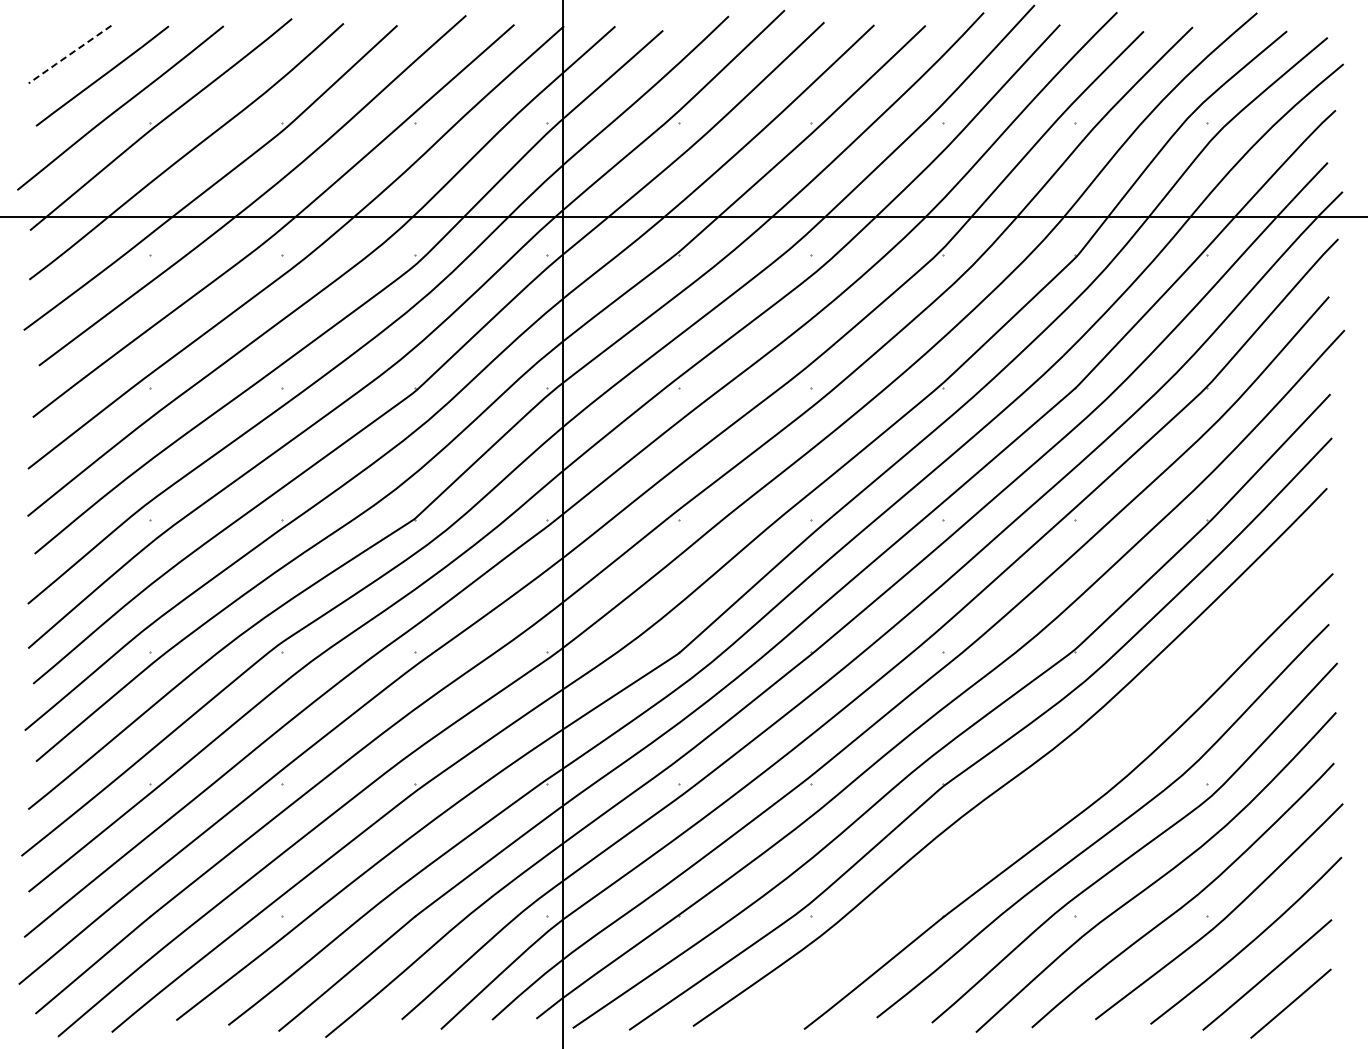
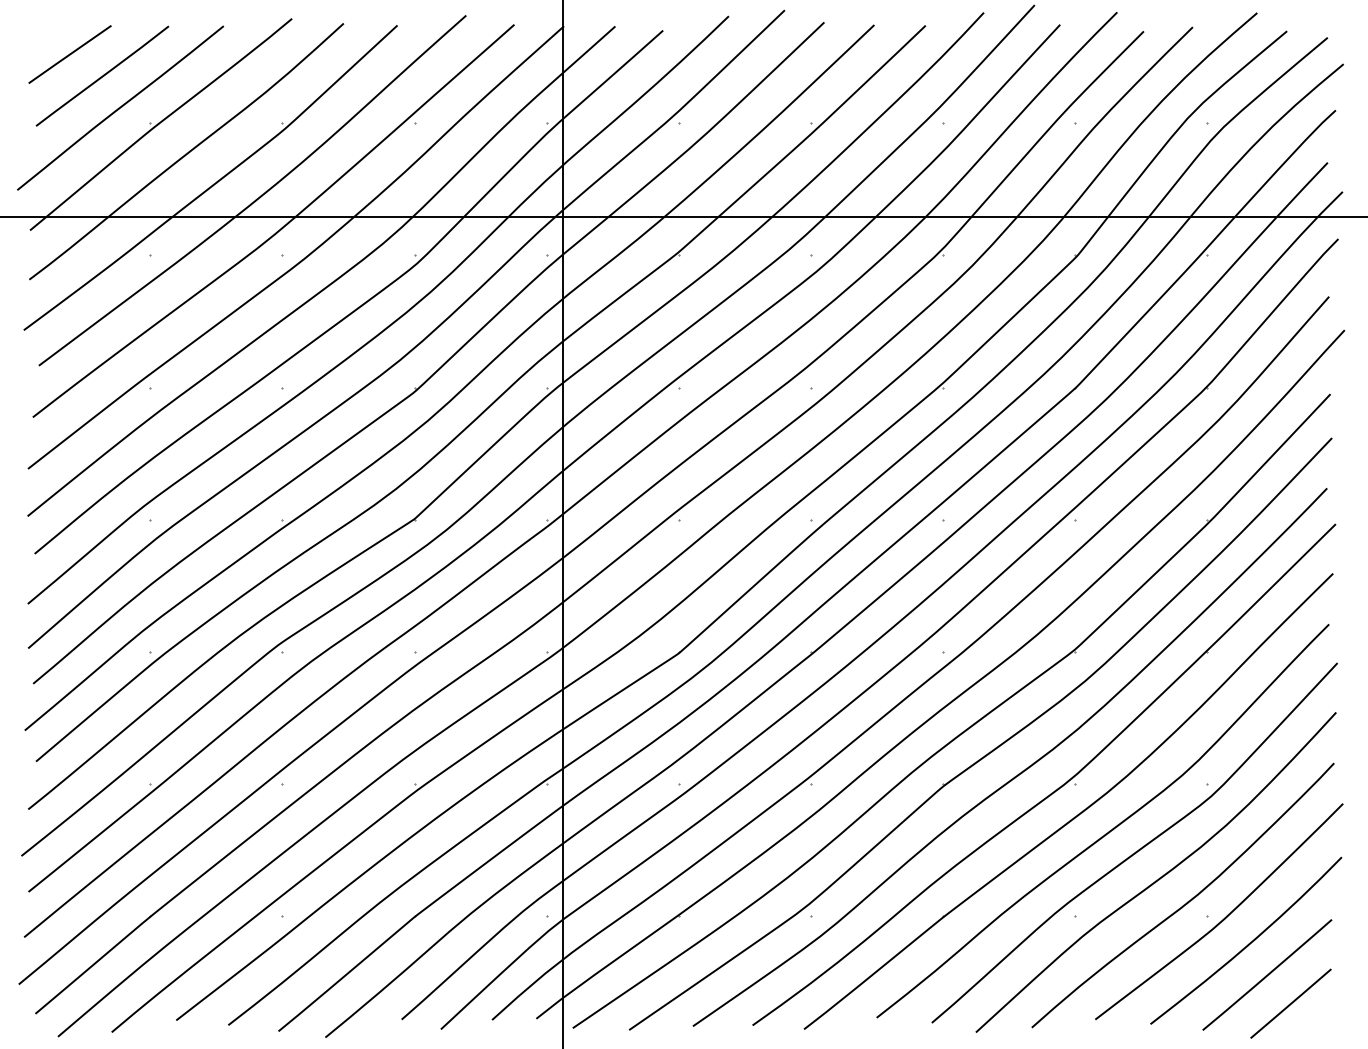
line: dashed -> solid (70, 54)
part: none -> present (1054, 790)
